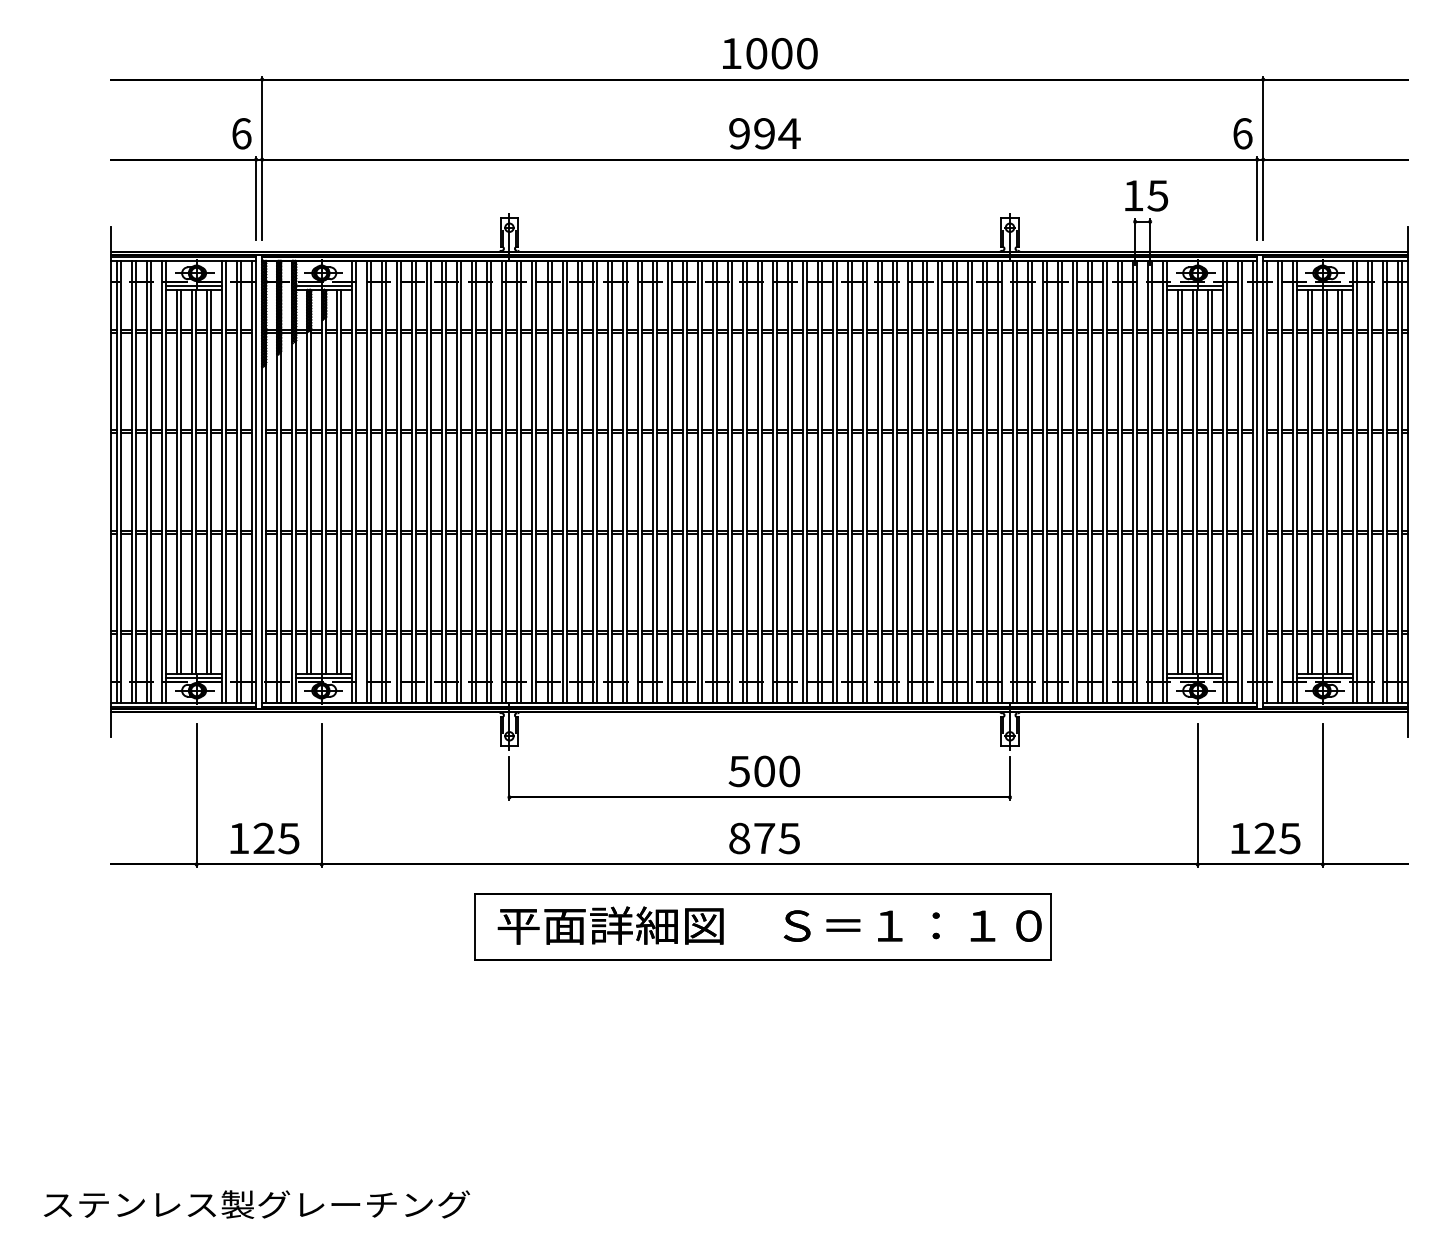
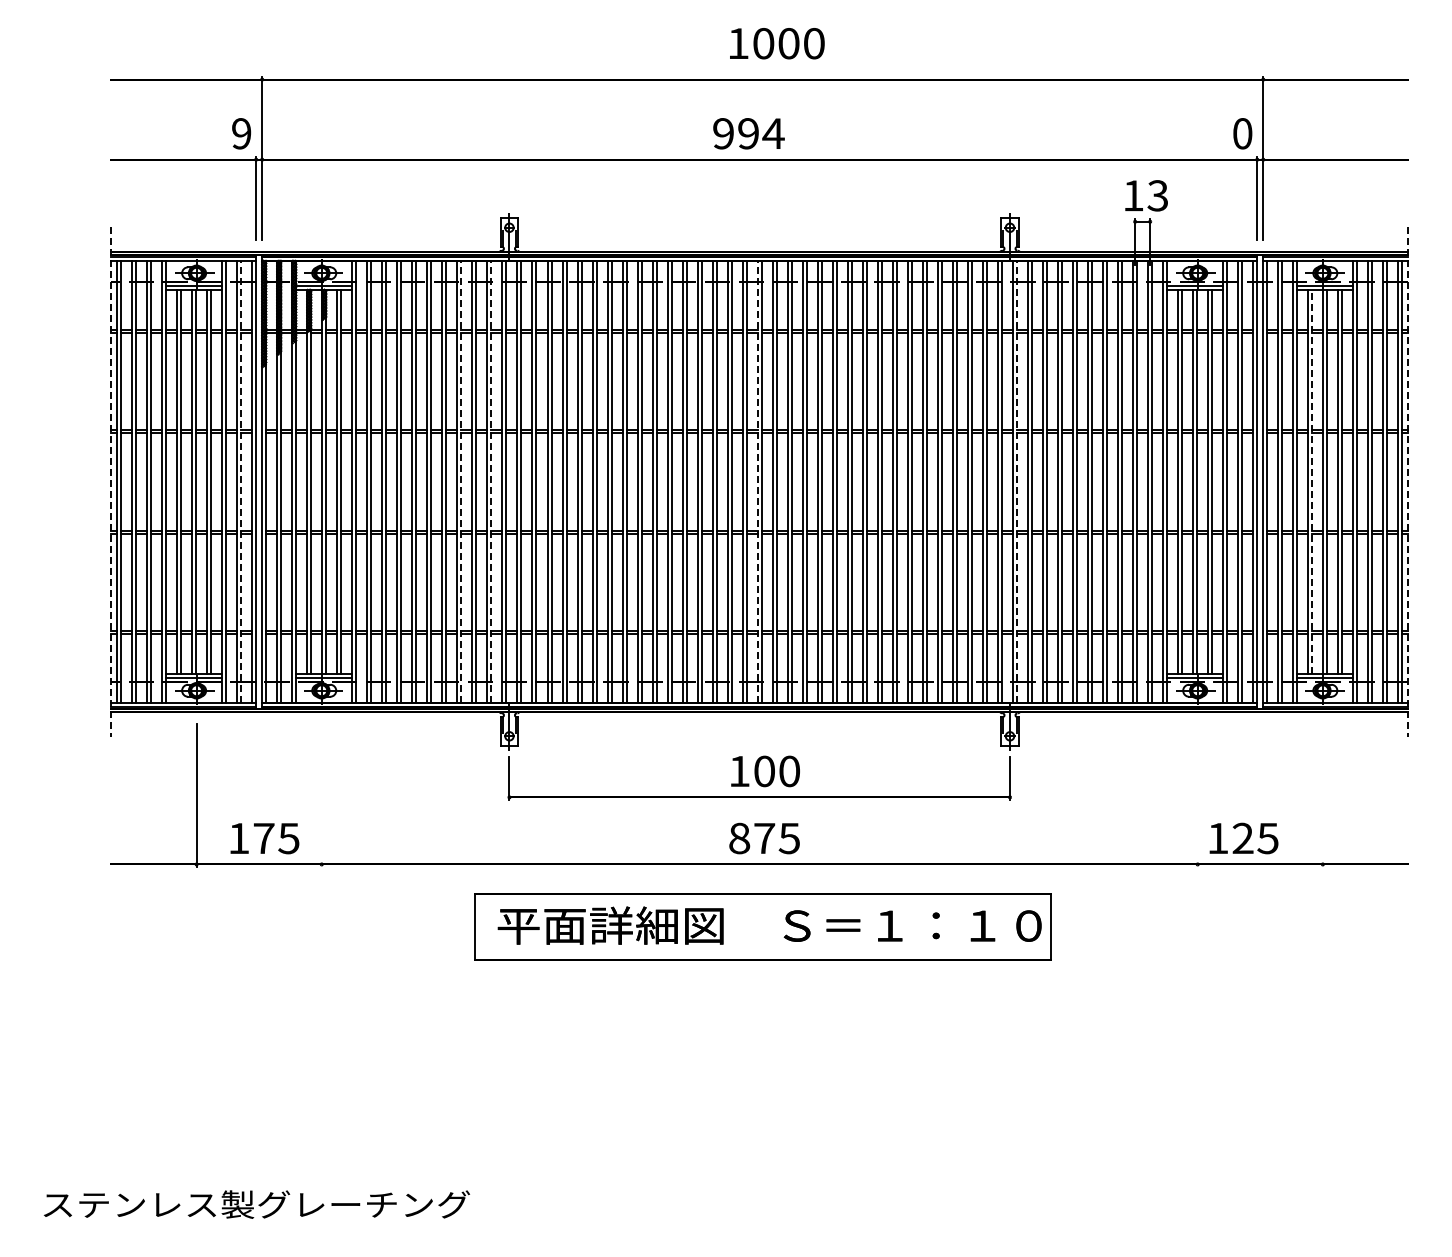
text position: (770, 53) -> (777, 43) (777, 43)
text: 6 -> 9 (241, 133)
text position: (764, 133) -> (748, 133) (748, 133)
text: 6 -> 0 (1242, 133)
text: 15 -> 13 (1158, 195)
line: solid -> dashed (241, 481)
line: solid -> dashed (461, 481)
line: solid -> dashed (491, 481)
line: solid -> dashed (757, 481)
line: solid -> dashed (1017, 481)
line: solid -> dashed (1312, 481)
line: solid -> dashed (111, 482)
line: solid -> dashed (1408, 482)
text: 500 -> 100 (738, 771)
line: present -> none (321, 795)
line: present -> none (1197, 795)
line: present -> none (1322, 795)
text: 125 -> 175 (263, 837)
text position: (1265, 838) -> (1243, 838) (1243, 838)
